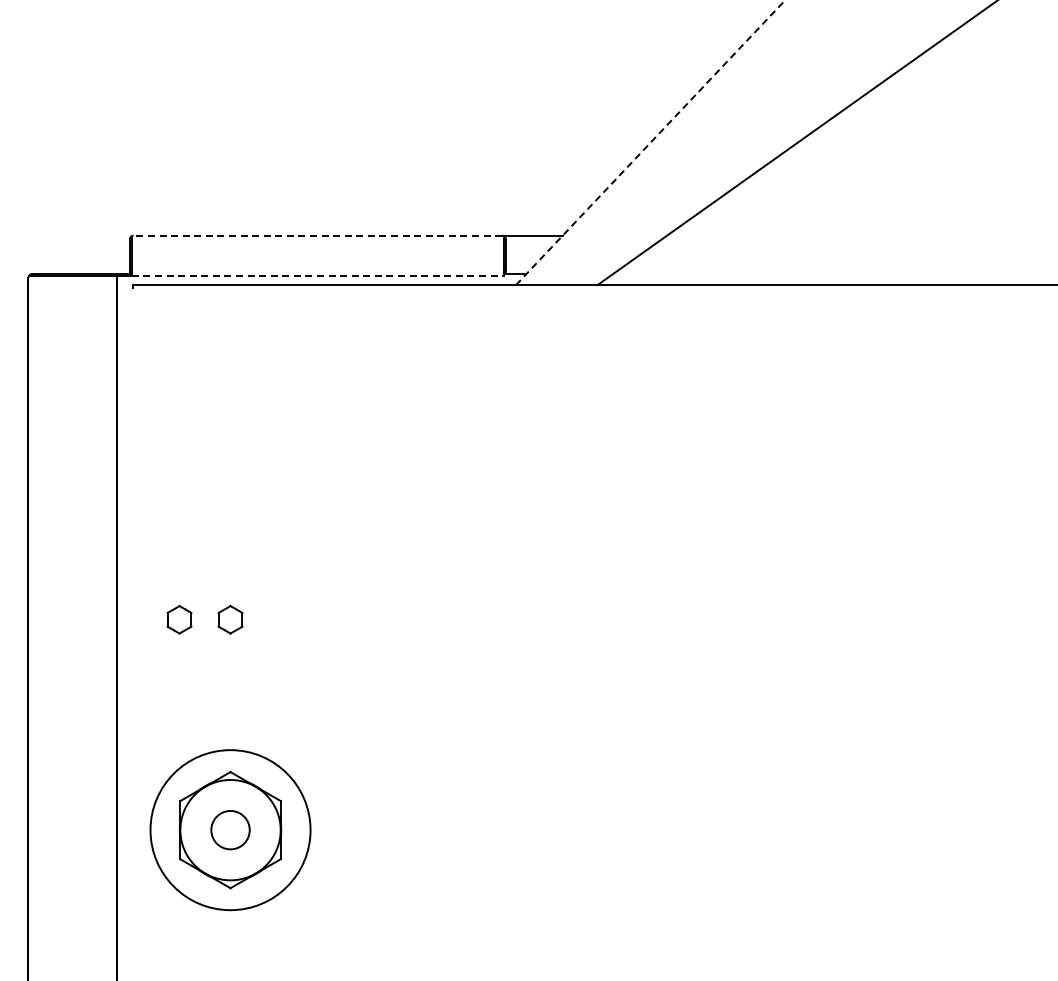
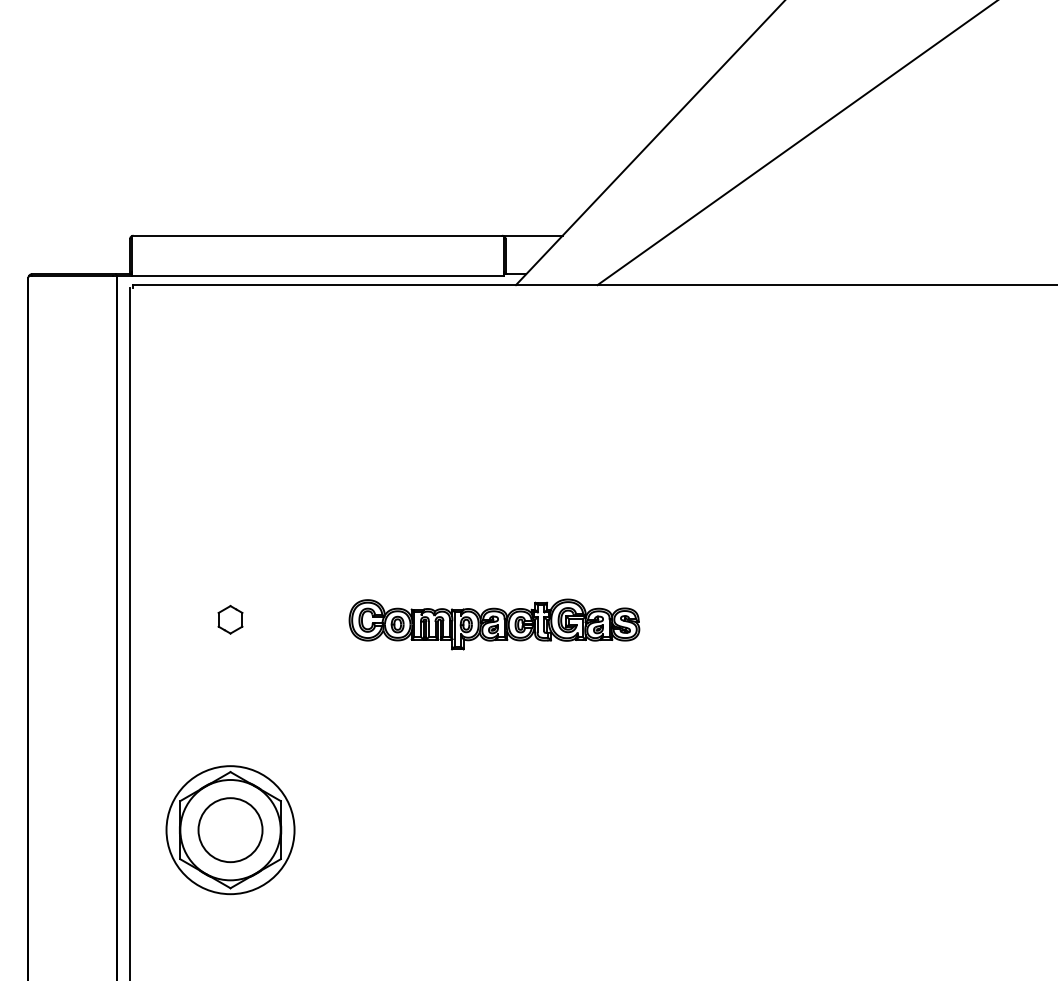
line: dashed -> solid (650, 142)
line: dashed -> solid (317, 235)
line: dashed -> solid (318, 275)
part: present -> none (179, 619)
part: none -> present (494, 624)
line: none -> present (129, 632)
circle diameter: 38 px -> 64 px (230, 830)
circle diameter: 160 px -> 128 px (230, 830)
